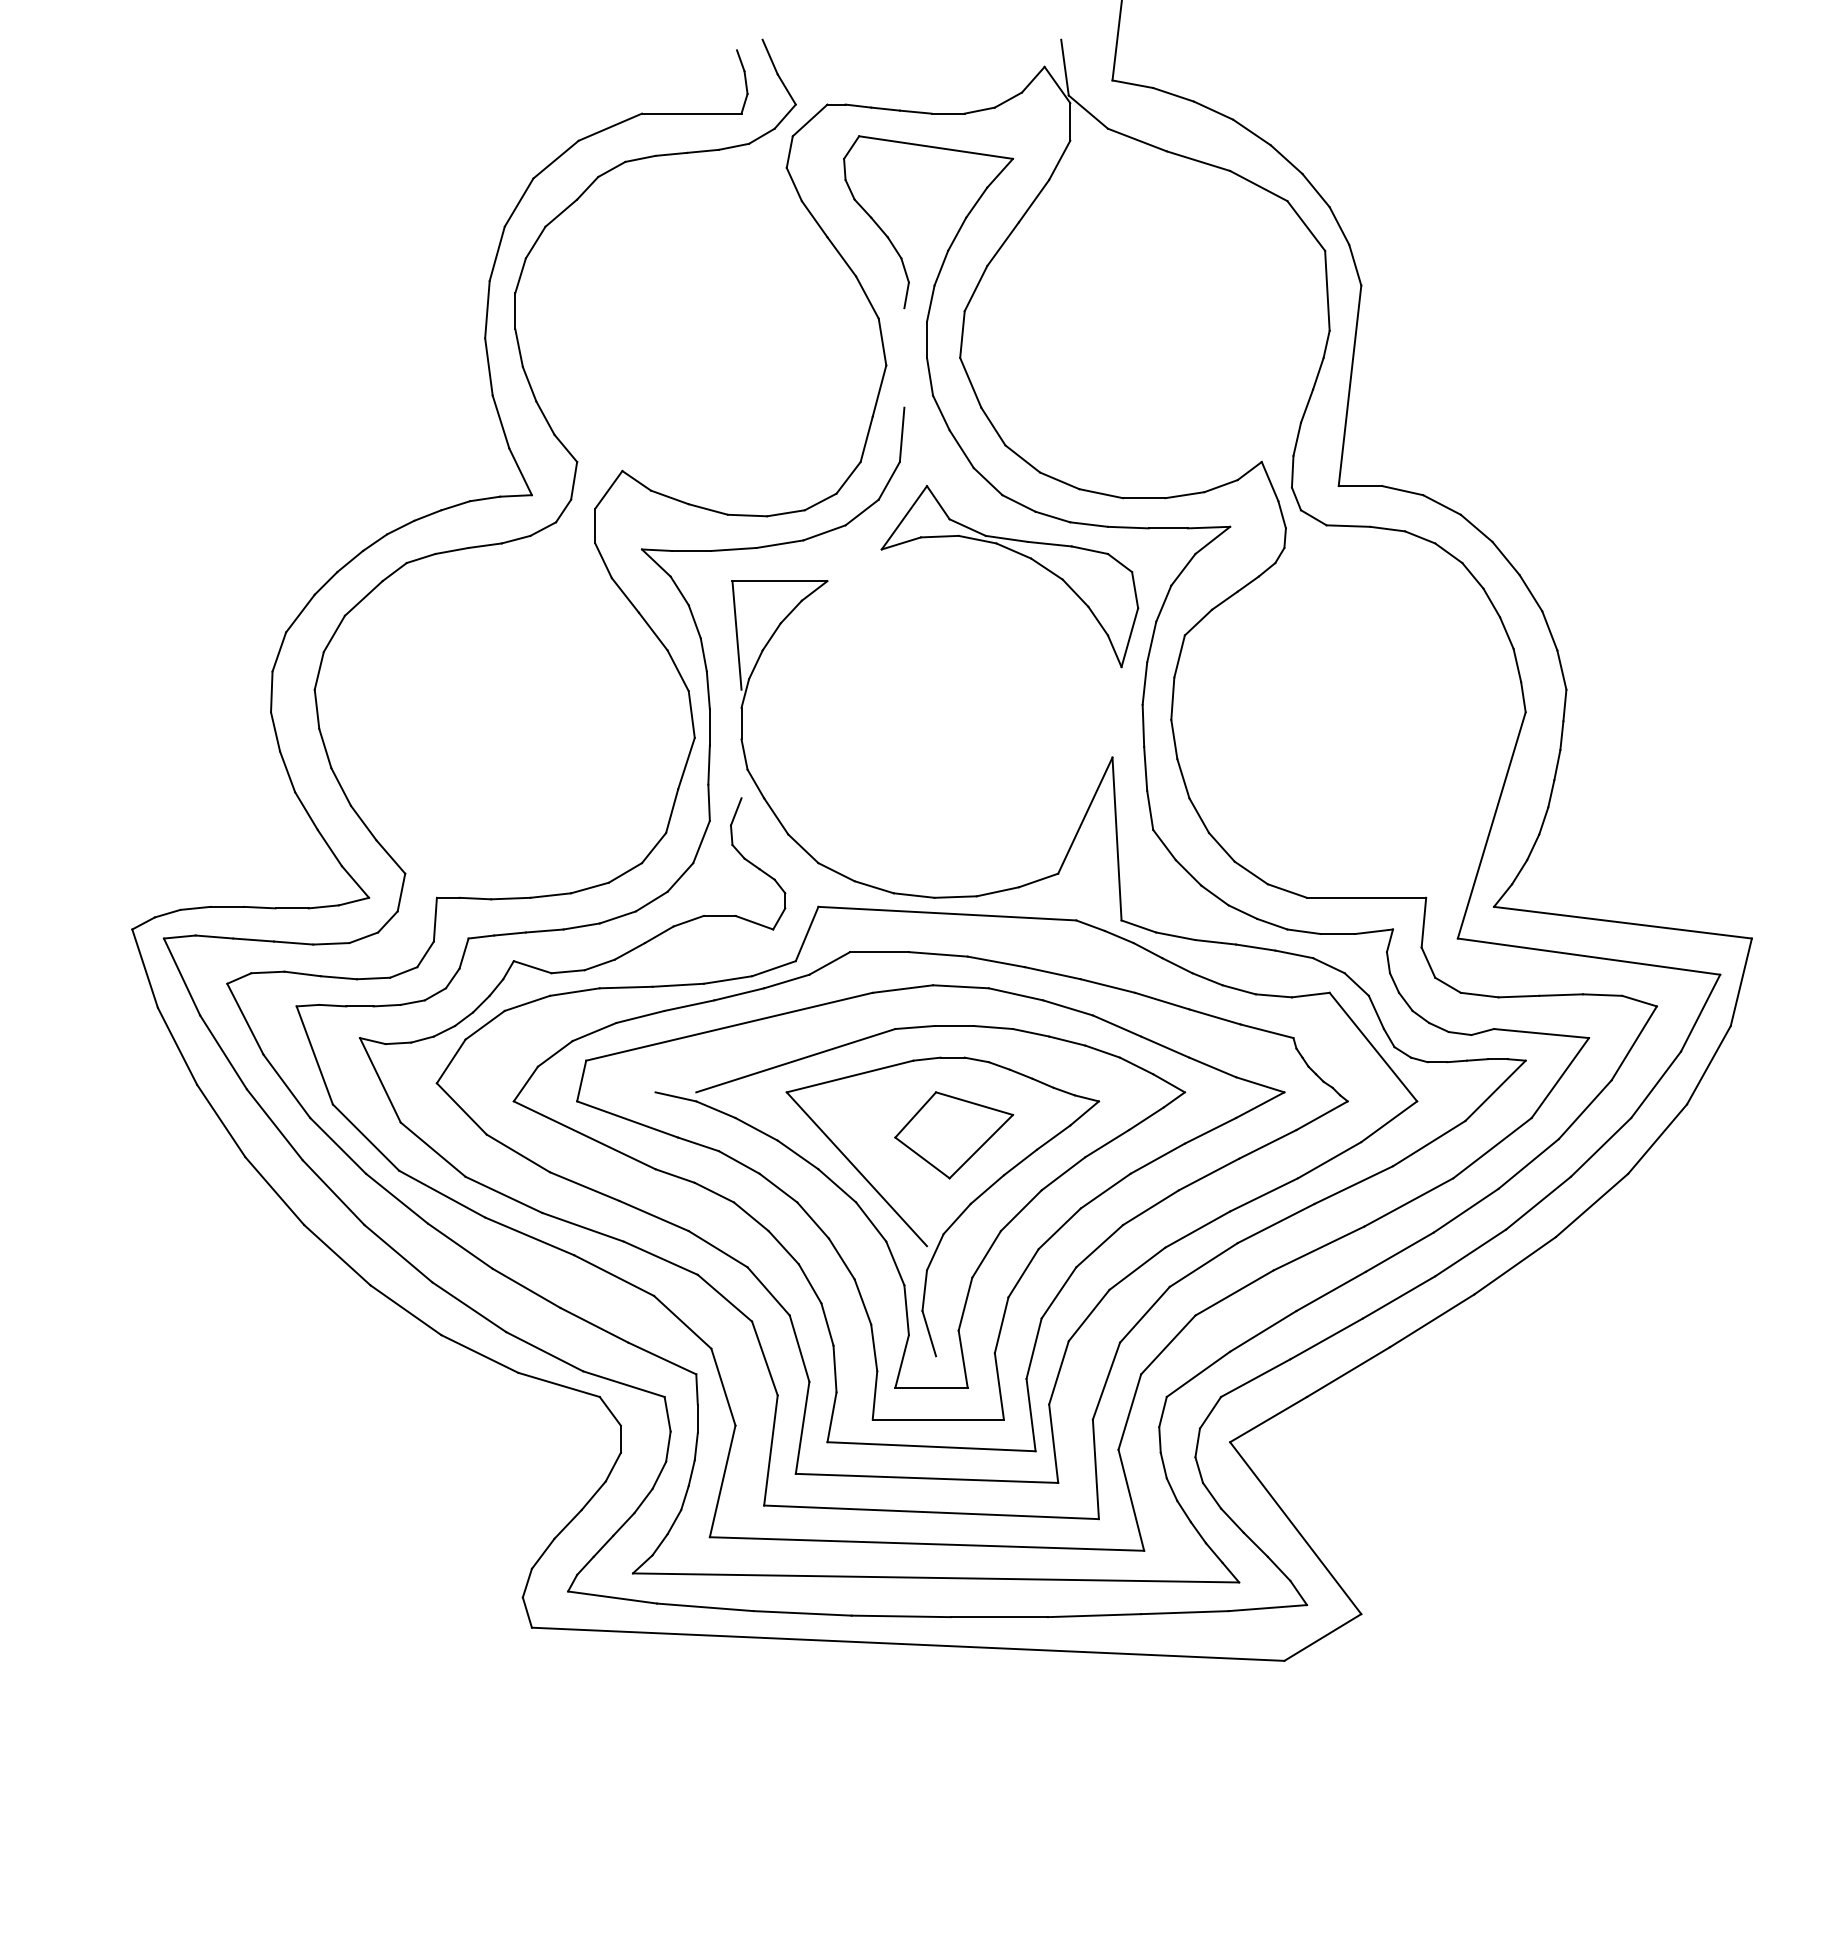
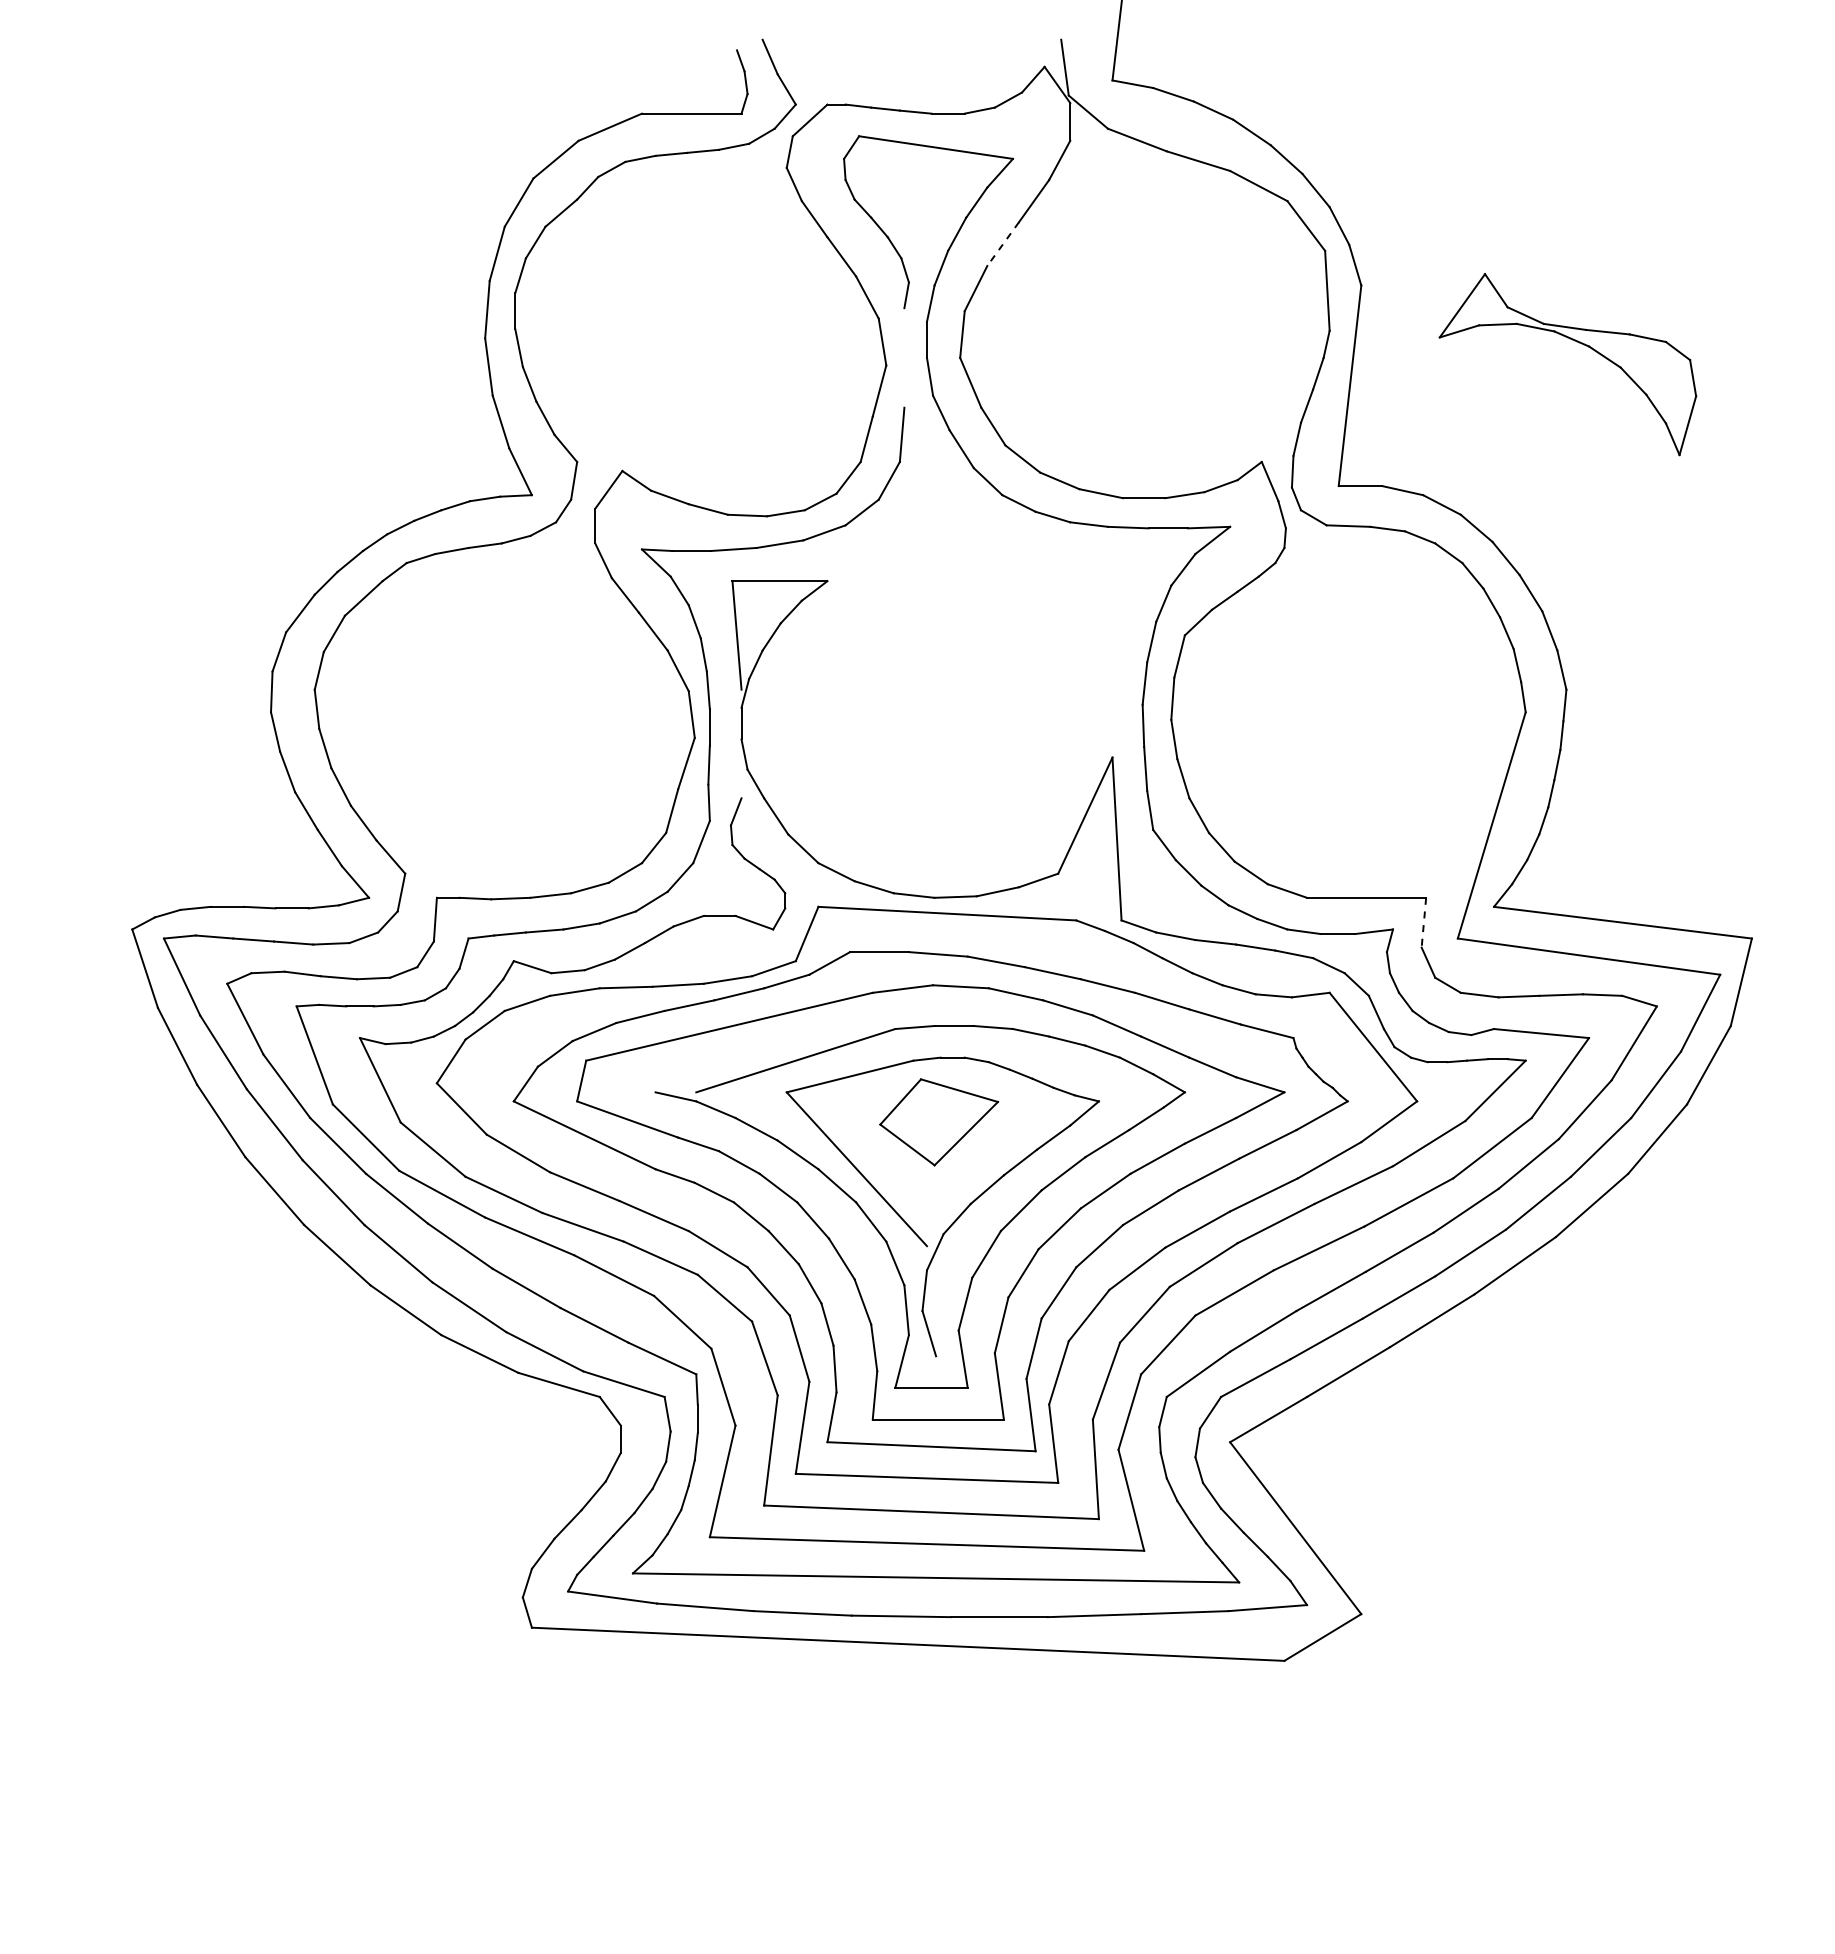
line: solid -> dashed (1003, 244)
part position: (1016, 553) -> (1574, 341) (1574, 341)
line: solid -> dashed (1423, 922)
part position: (954, 1135) -> (939, 1122) (939, 1122)
